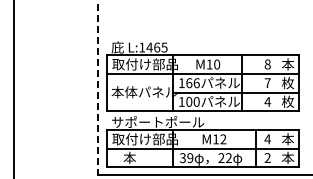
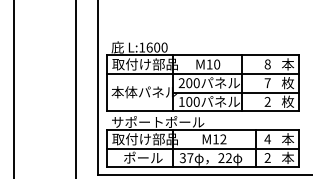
text: L:1465 -> L:1600 (156, 47)
text: 166 -> 200 (188, 82)
line: none -> present (75, 88)
line: dashed -> solid (97, 88)
text: 4 -> 2 (267, 101)
text: 本 -> ポール (142, 157)
text: 39 -> 37 (190, 158)
